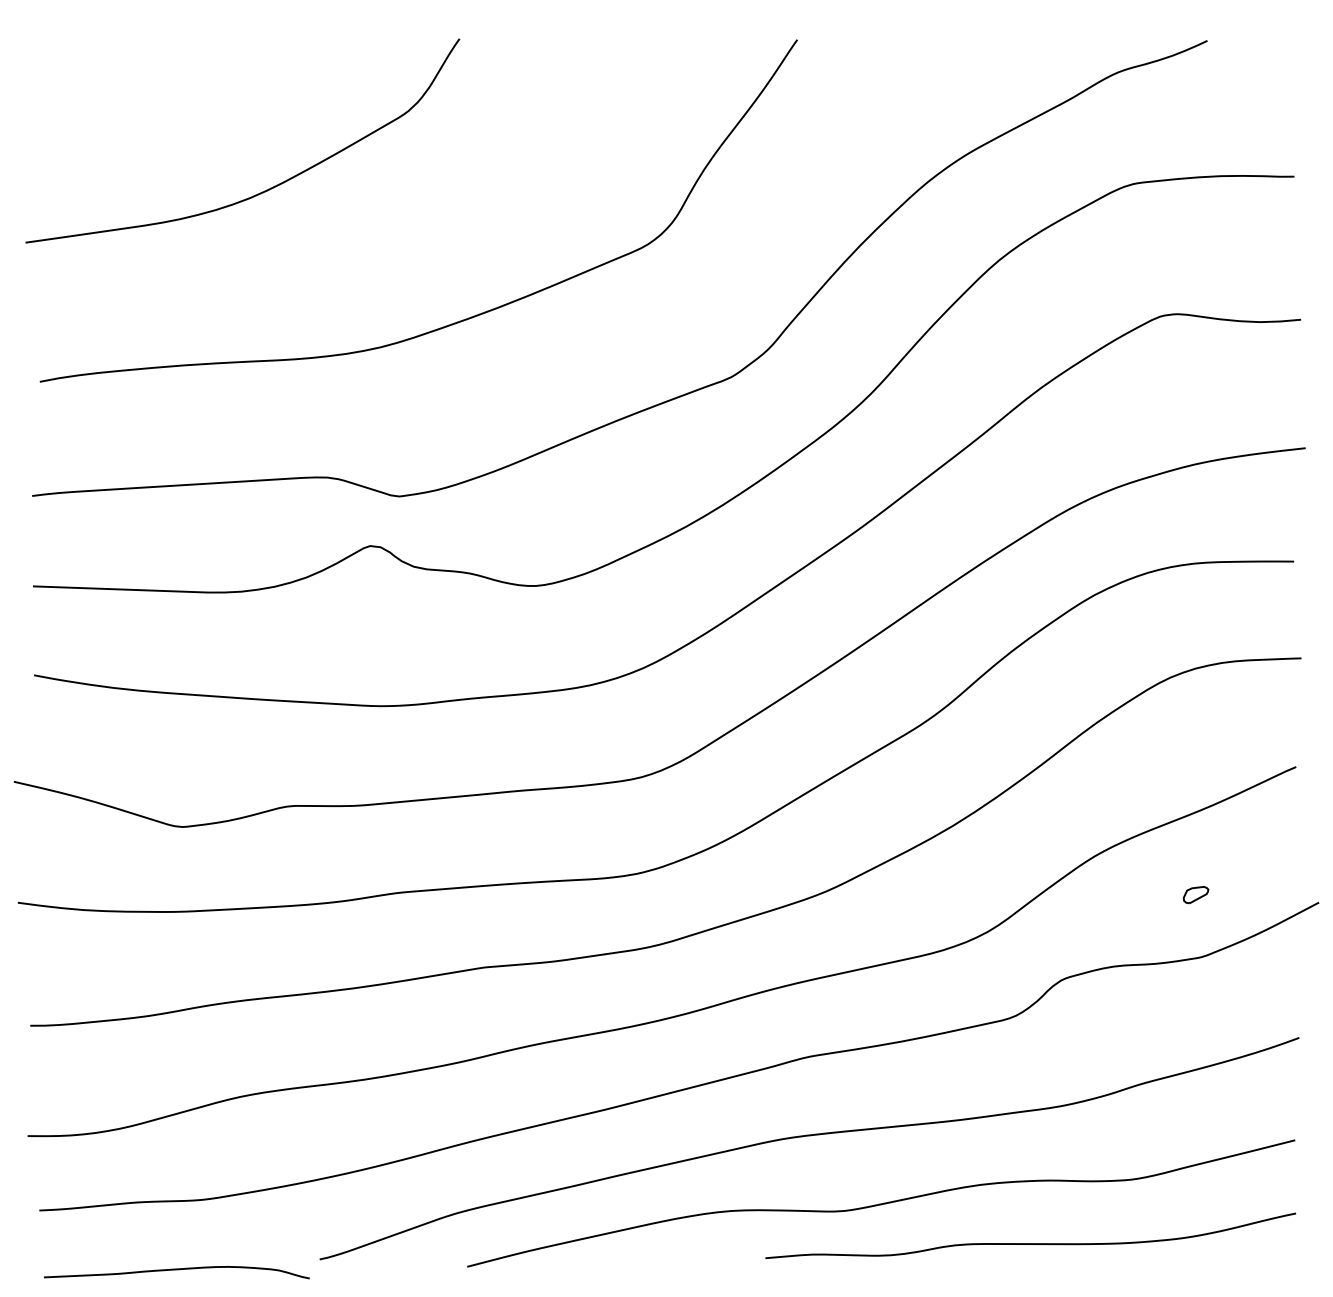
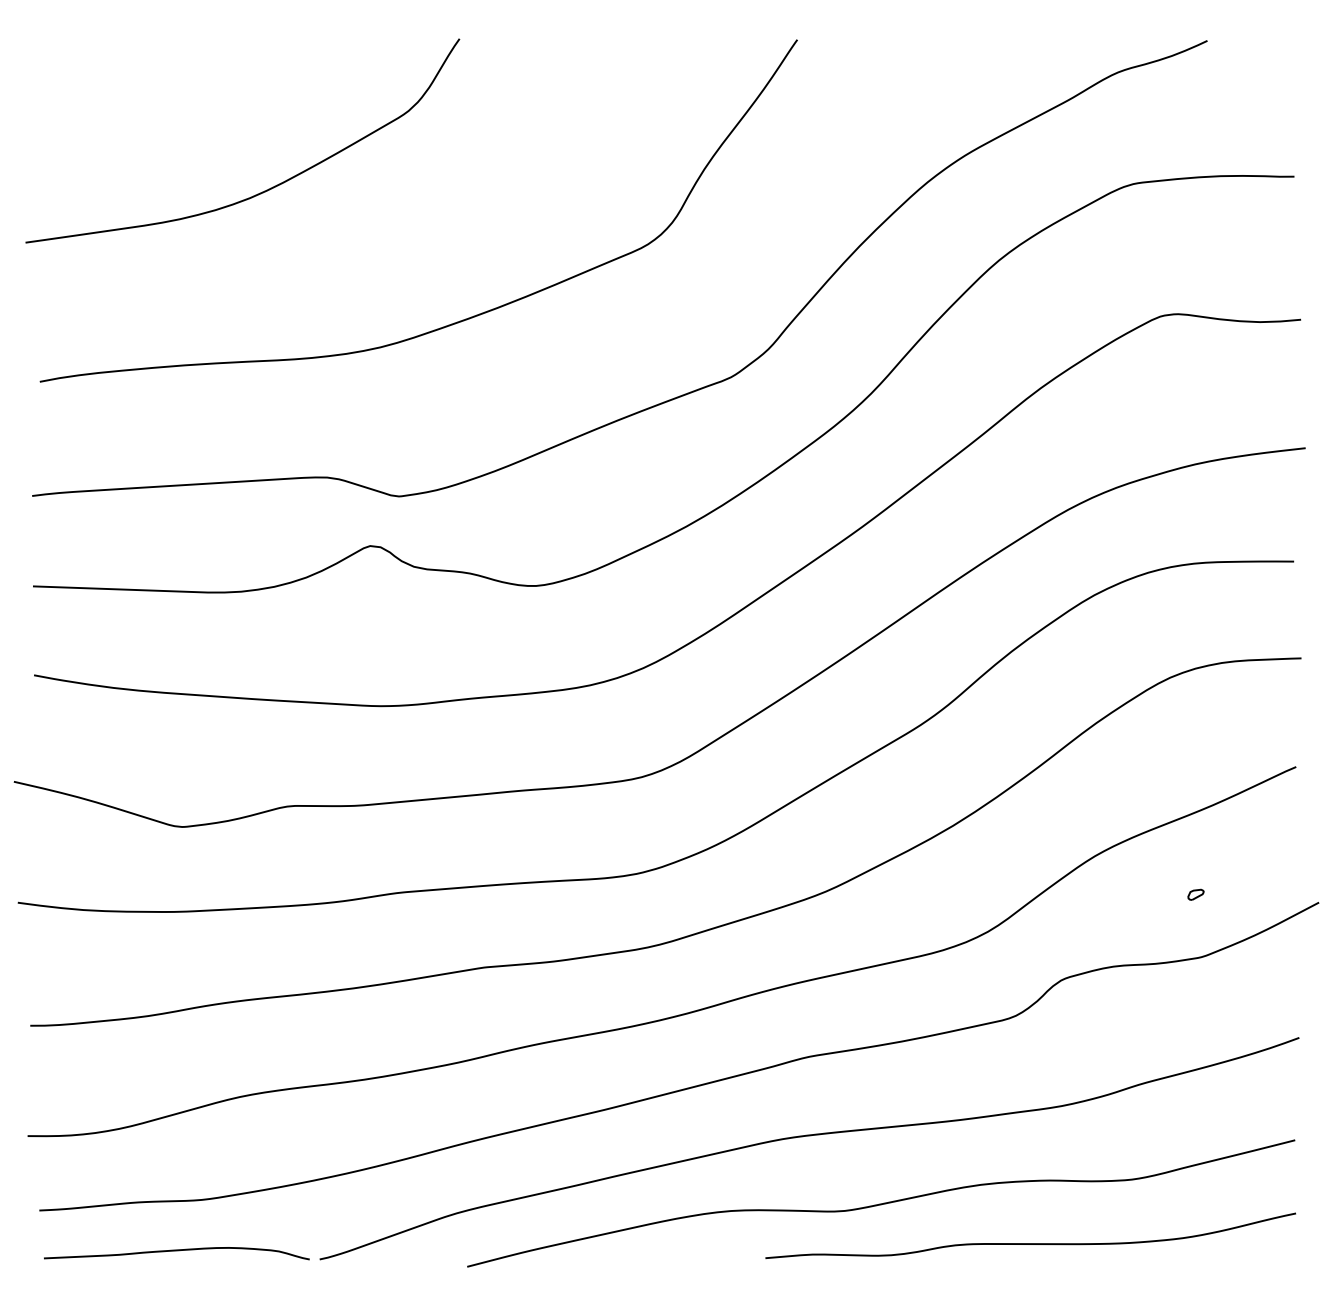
part size: 28x19 px -> 18x13 px (1195, 894)
curve position: (176, 1270) -> (176, 1251) (176, 1251)
